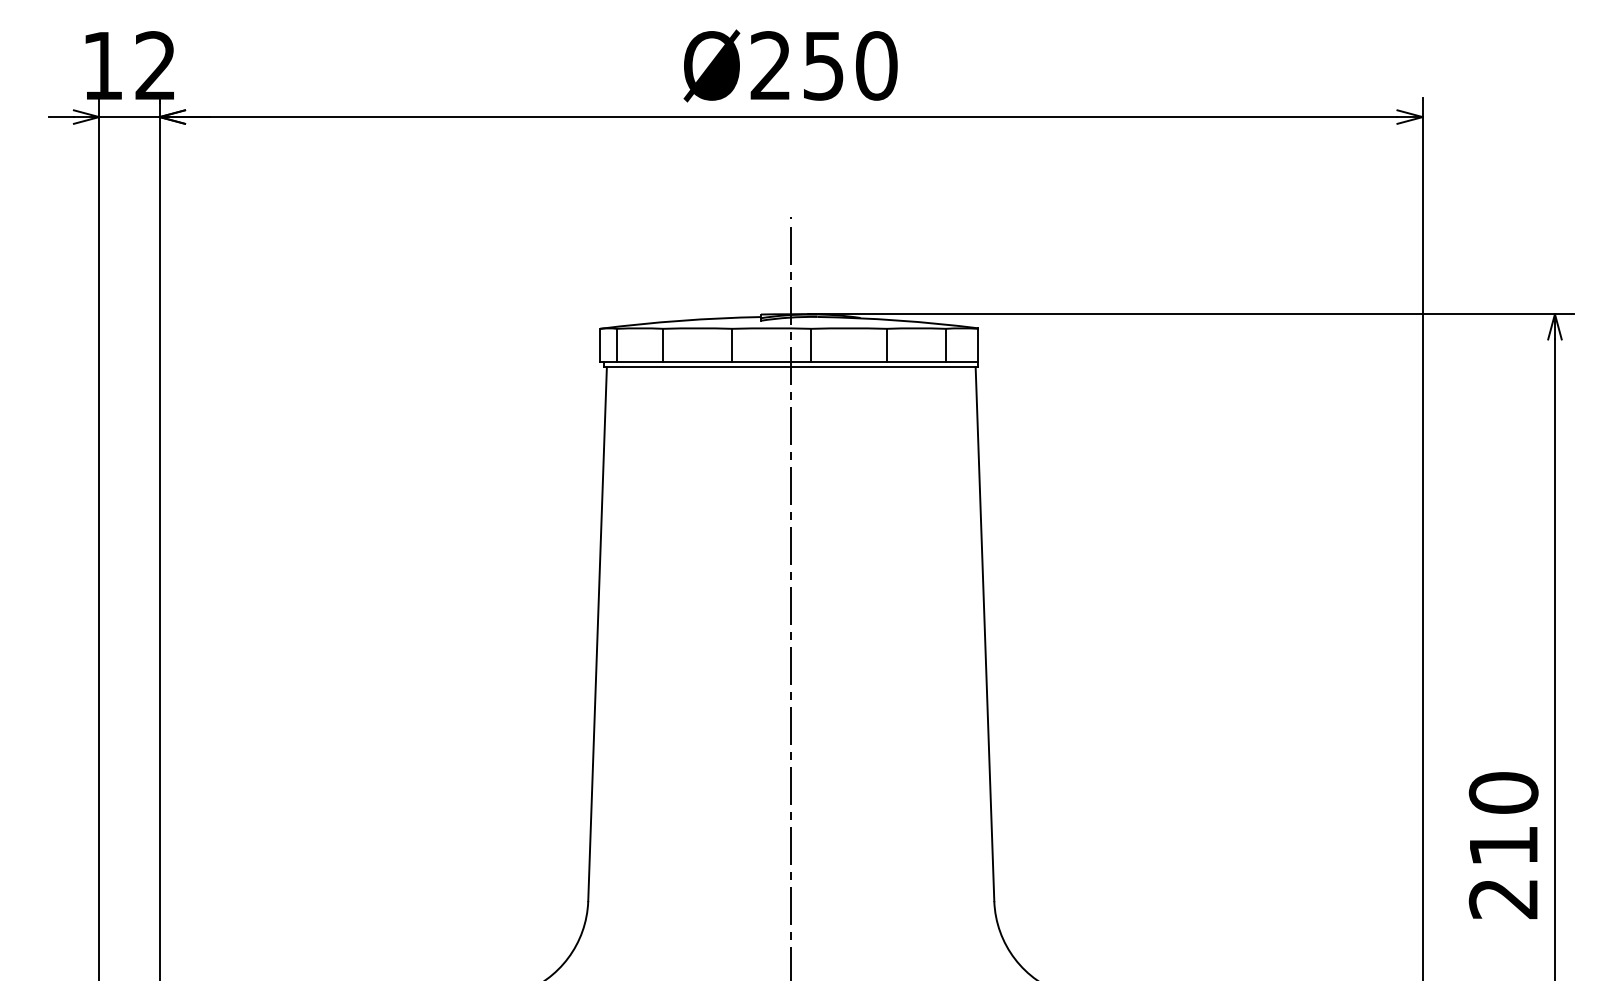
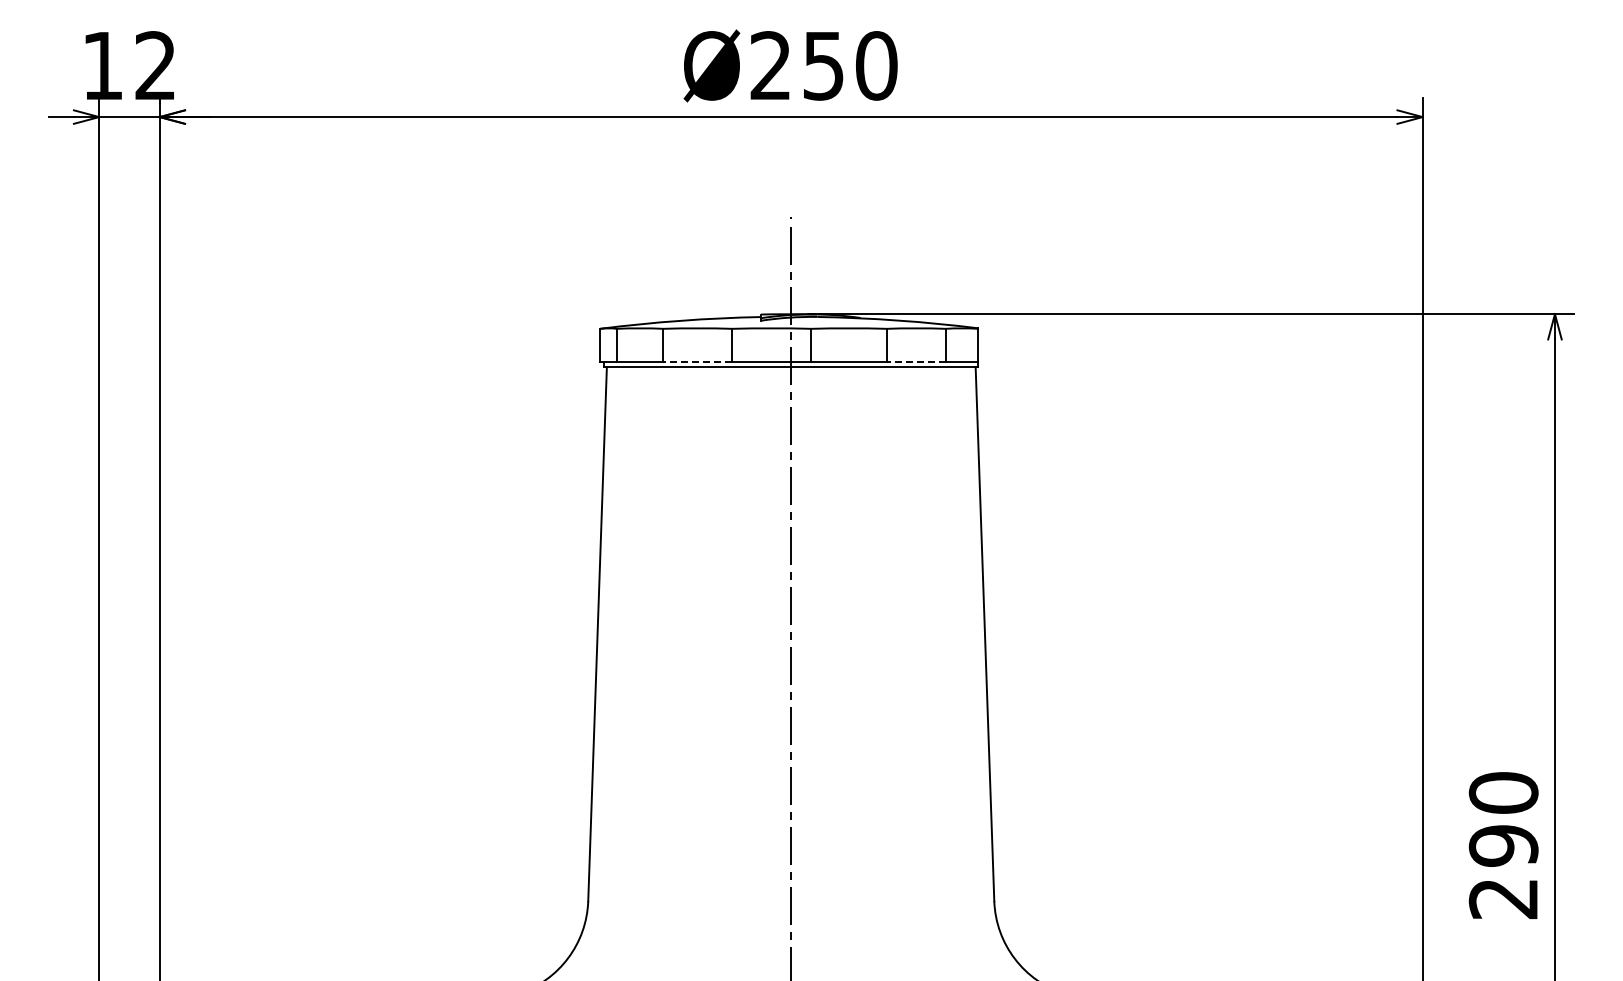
line: solid -> dashed (697, 362)
line: solid -> dashed (916, 362)
text: 210 -> 290 (1503, 845)
